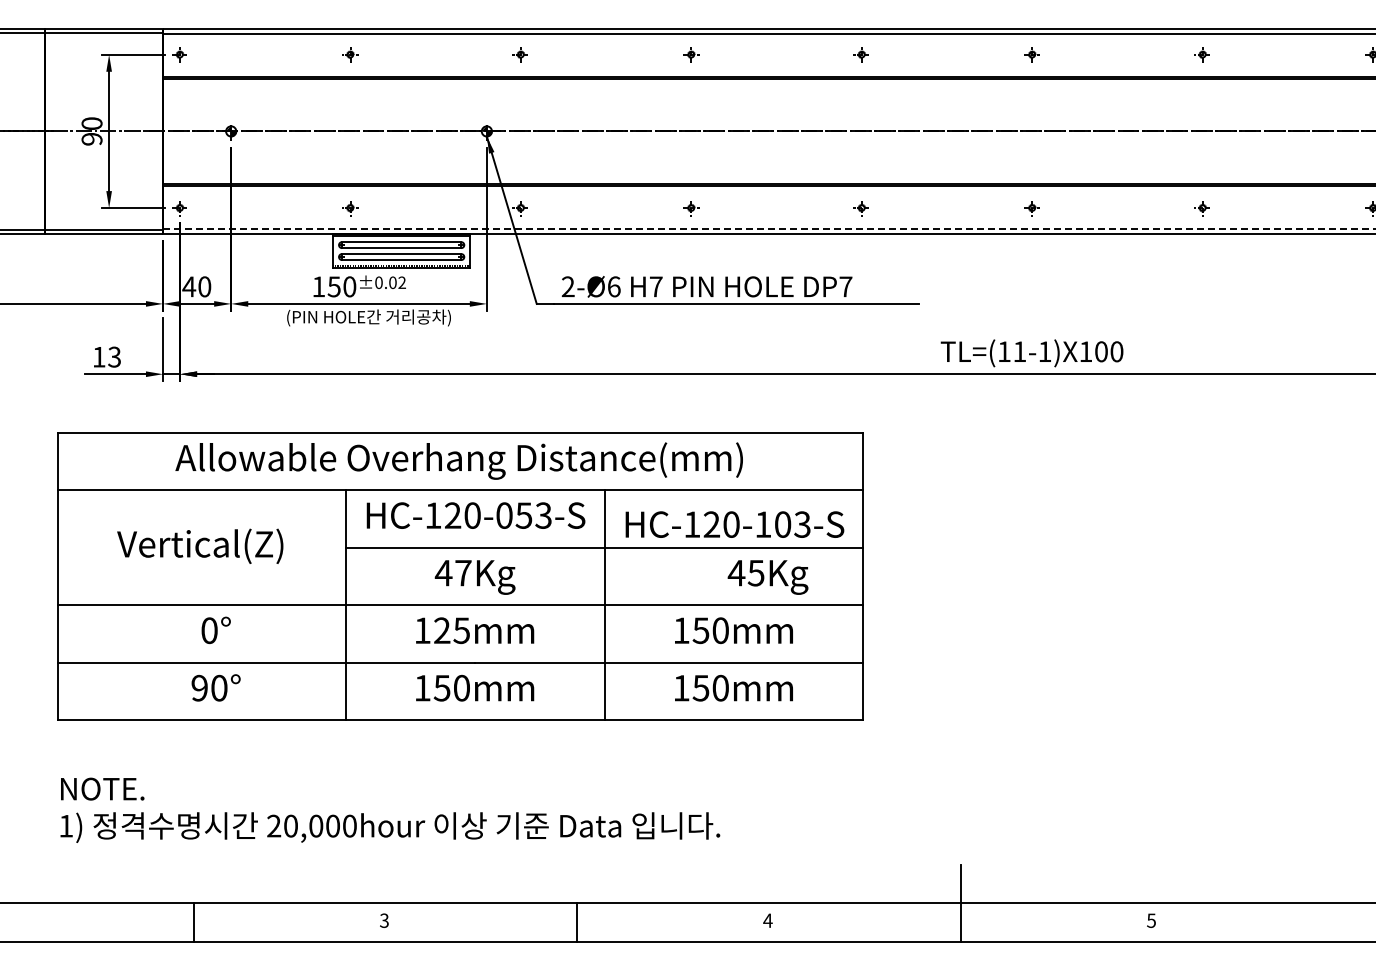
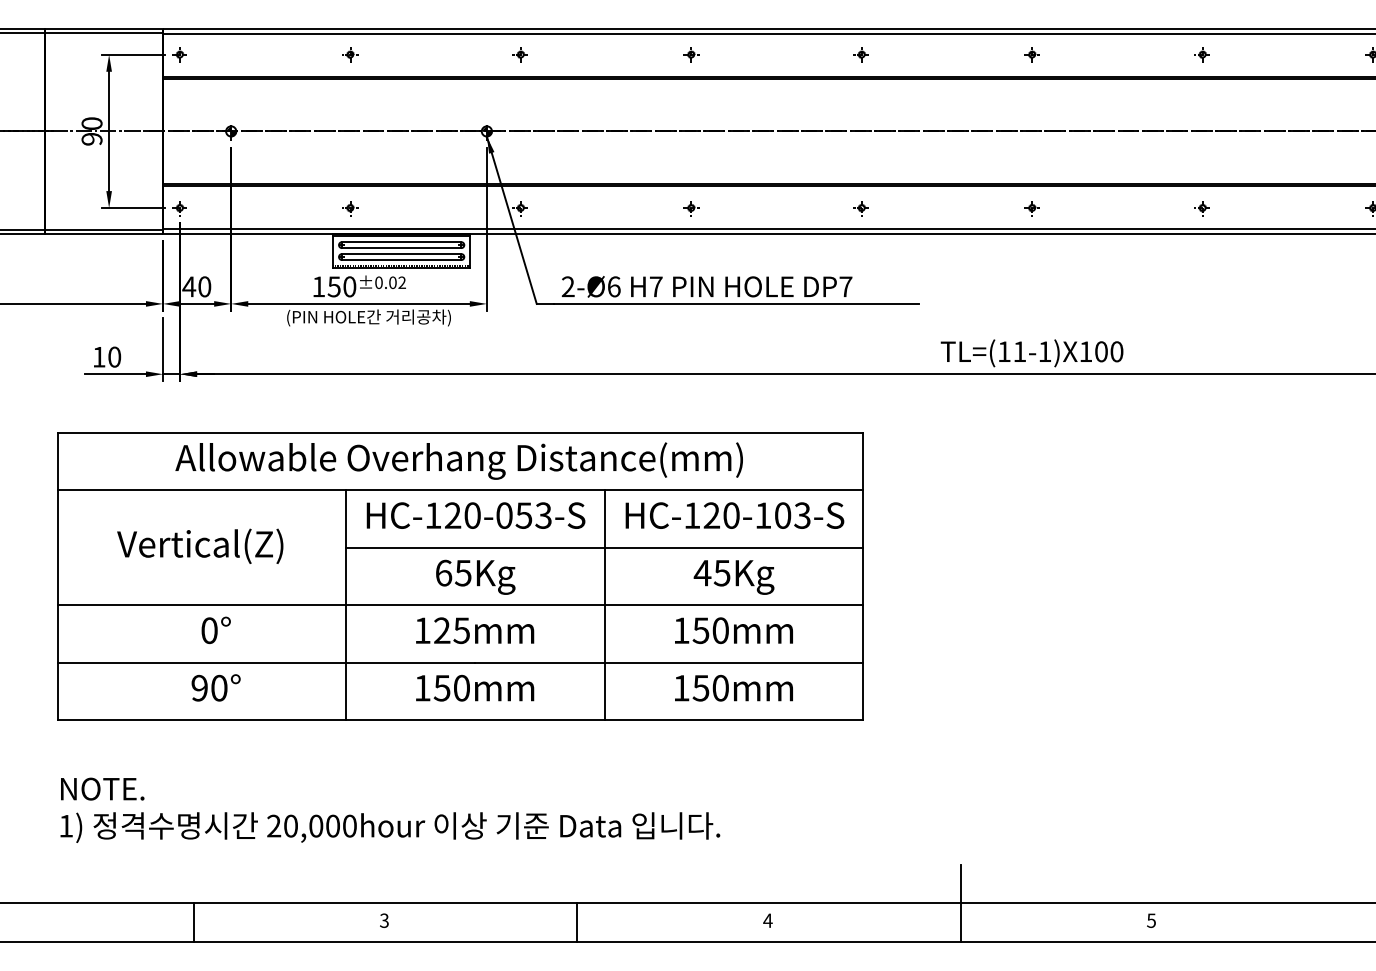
line: dashed -> solid (769, 228)
text: 13 -> 10 (114, 356)
text position: (734, 524) -> (734, 515) (734, 515)
text: 47Kg -> 65Kg (452, 572)
text position: (767, 577) -> (733, 577) (733, 577)
